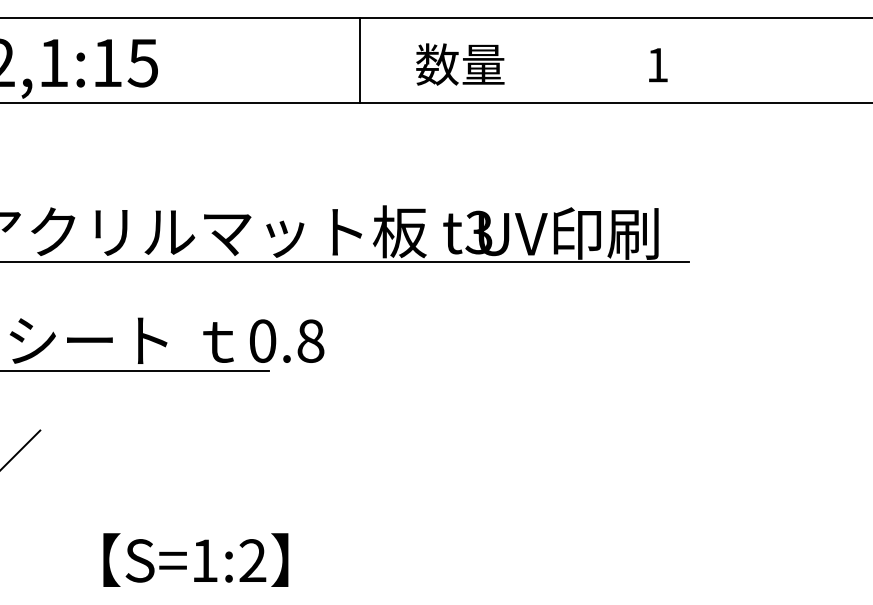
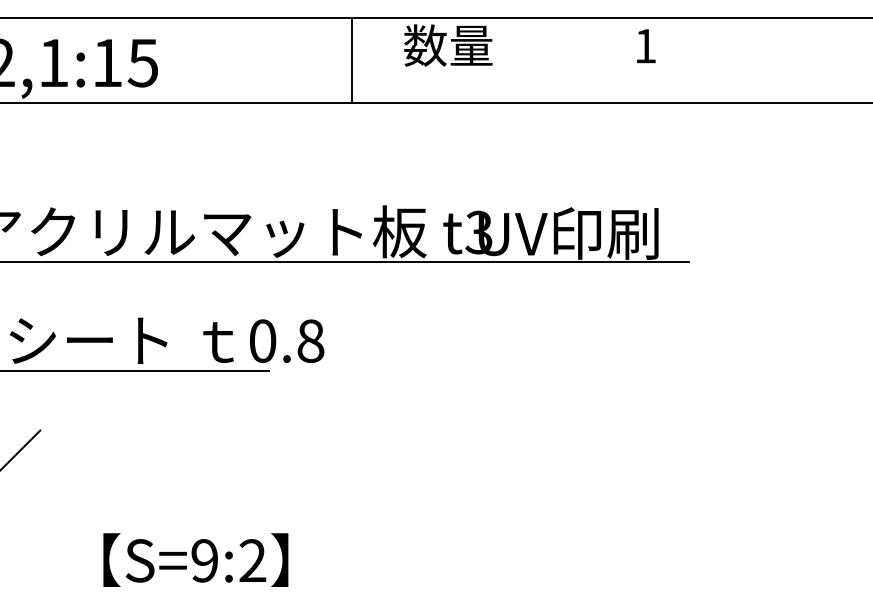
line position: (360, 60) -> (352, 60) (352, 60)
text position: (541, 64) -> (529, 45) (529, 45)
text: S=1:2 -> S=9:2 (204, 560)
